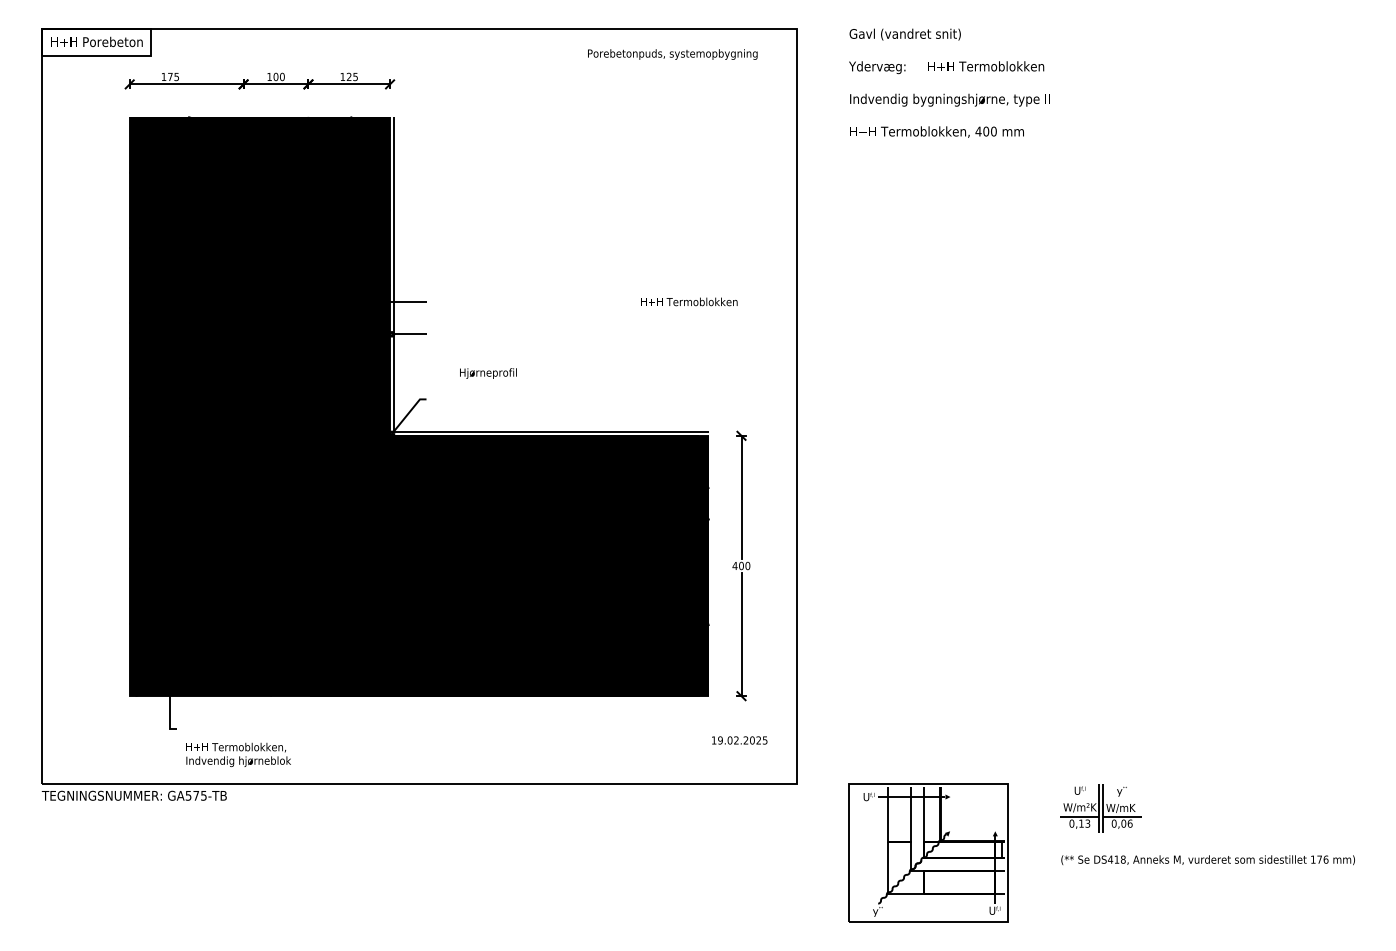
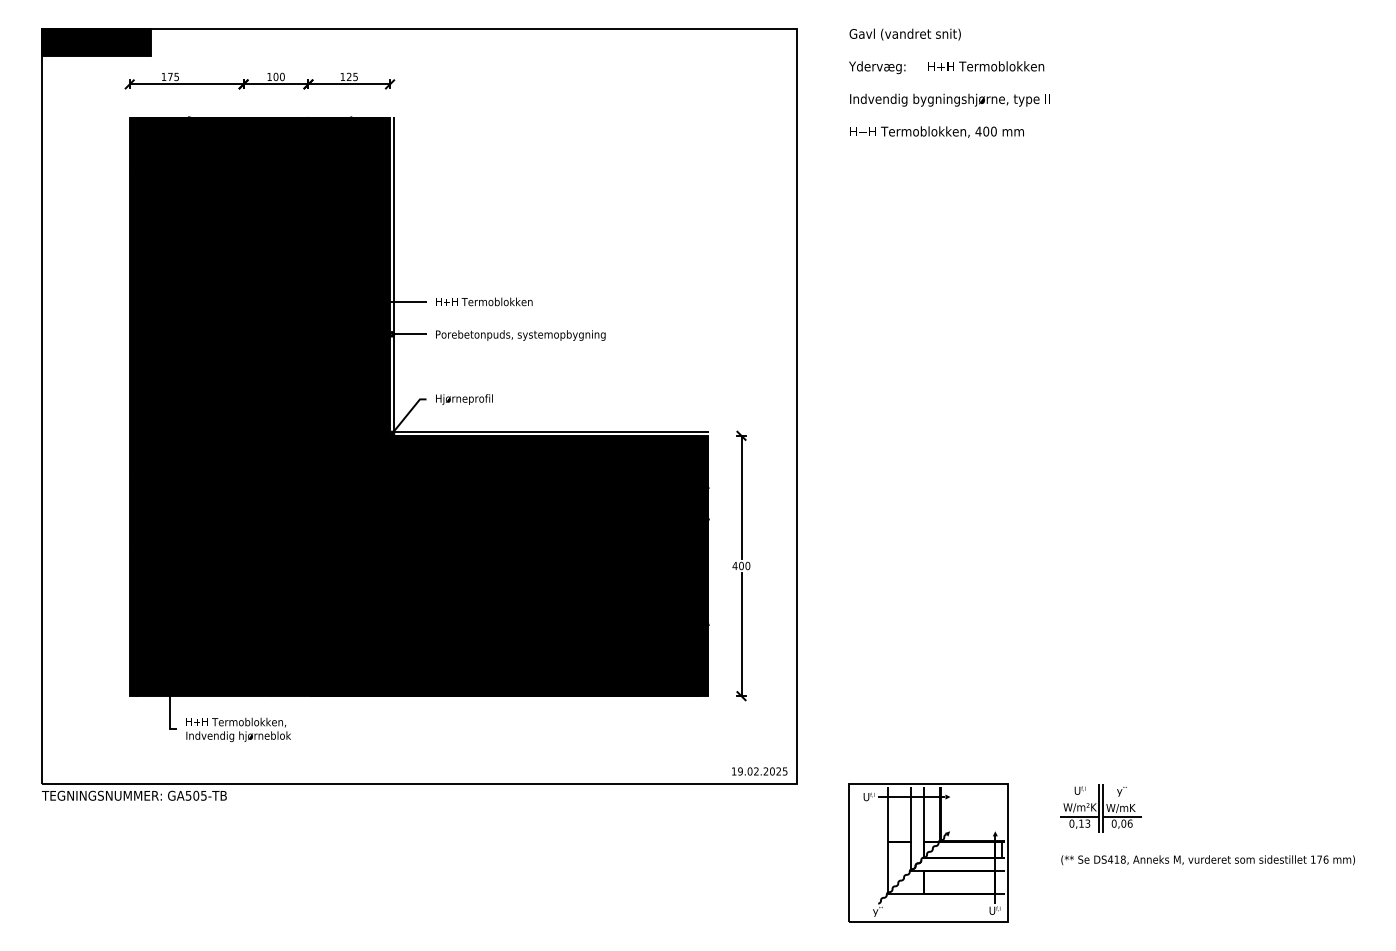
fill: none -> present (95, 42)
text position: (672, 54) -> (520, 335) (520, 335)
text position: (689, 301) -> (484, 301) (484, 301)
text position: (488, 373) -> (464, 399) (464, 399)
text position: (739, 740) -> (759, 771) (759, 771)
text position: (238, 754) -> (238, 729) (238, 729)
text: GA575-TB -> GA505-TB (196, 795)
